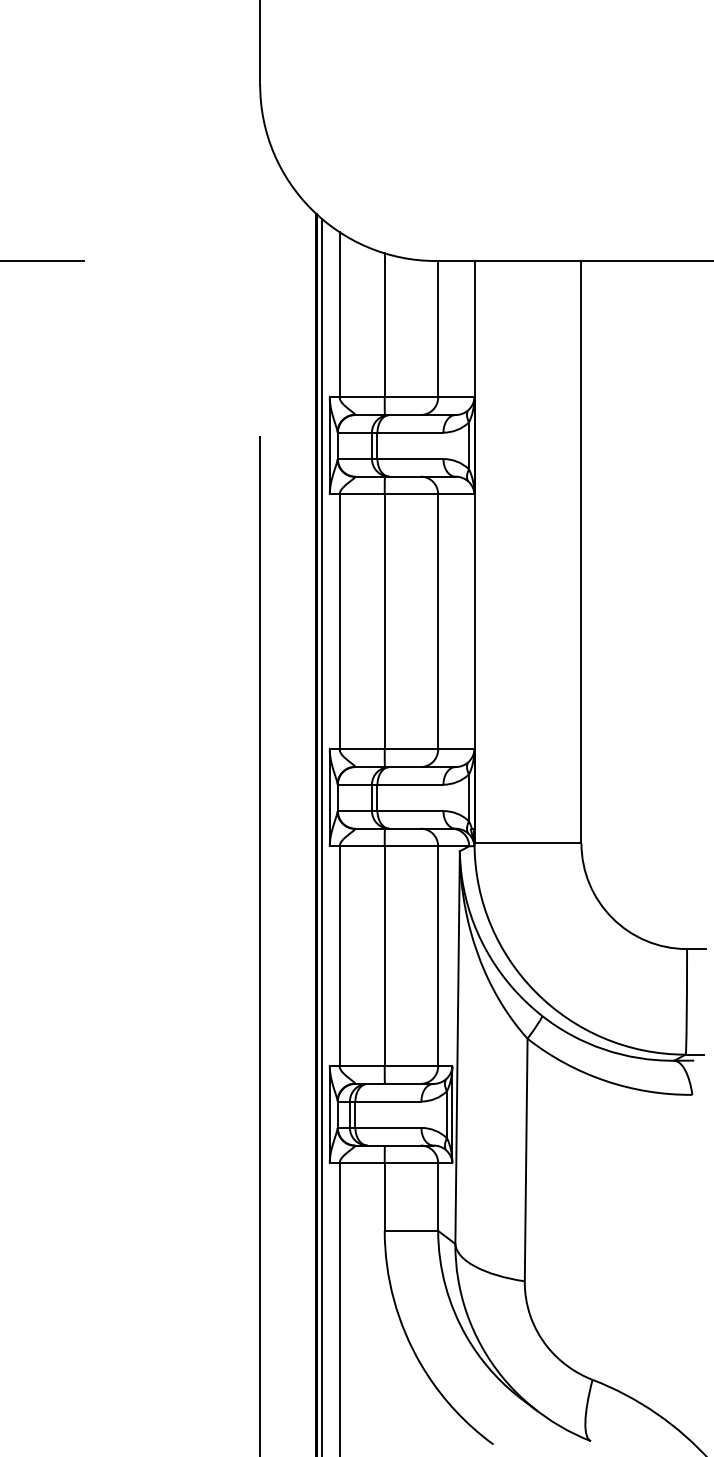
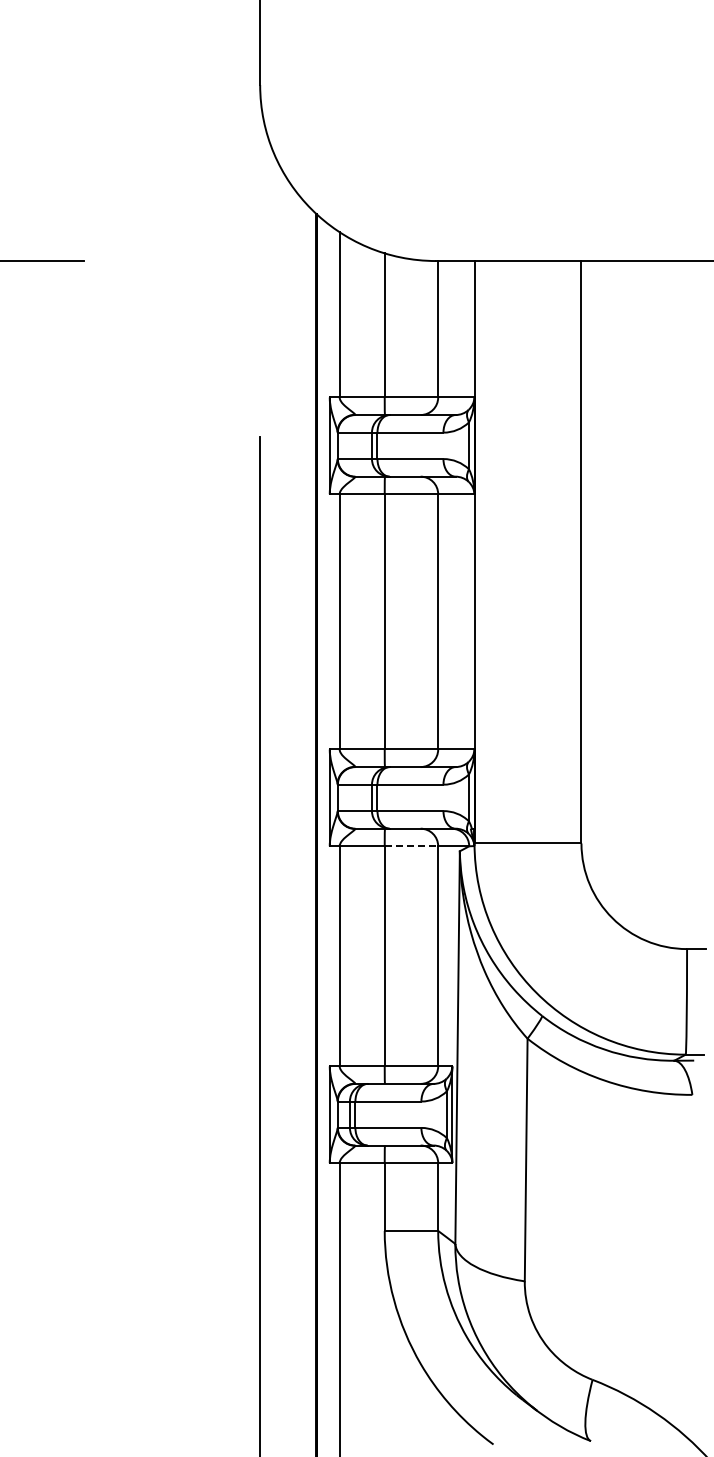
line: present -> none (321, 835)
line: solid -> dashed (411, 846)
